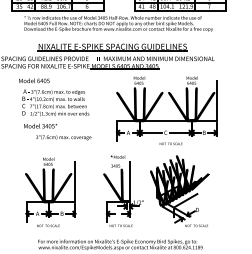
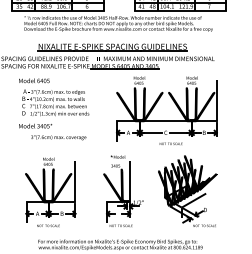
text position: (57, 131) -> (52, 131) (52, 131)
part position: (179, 191) -> (187, 191) (187, 191)
